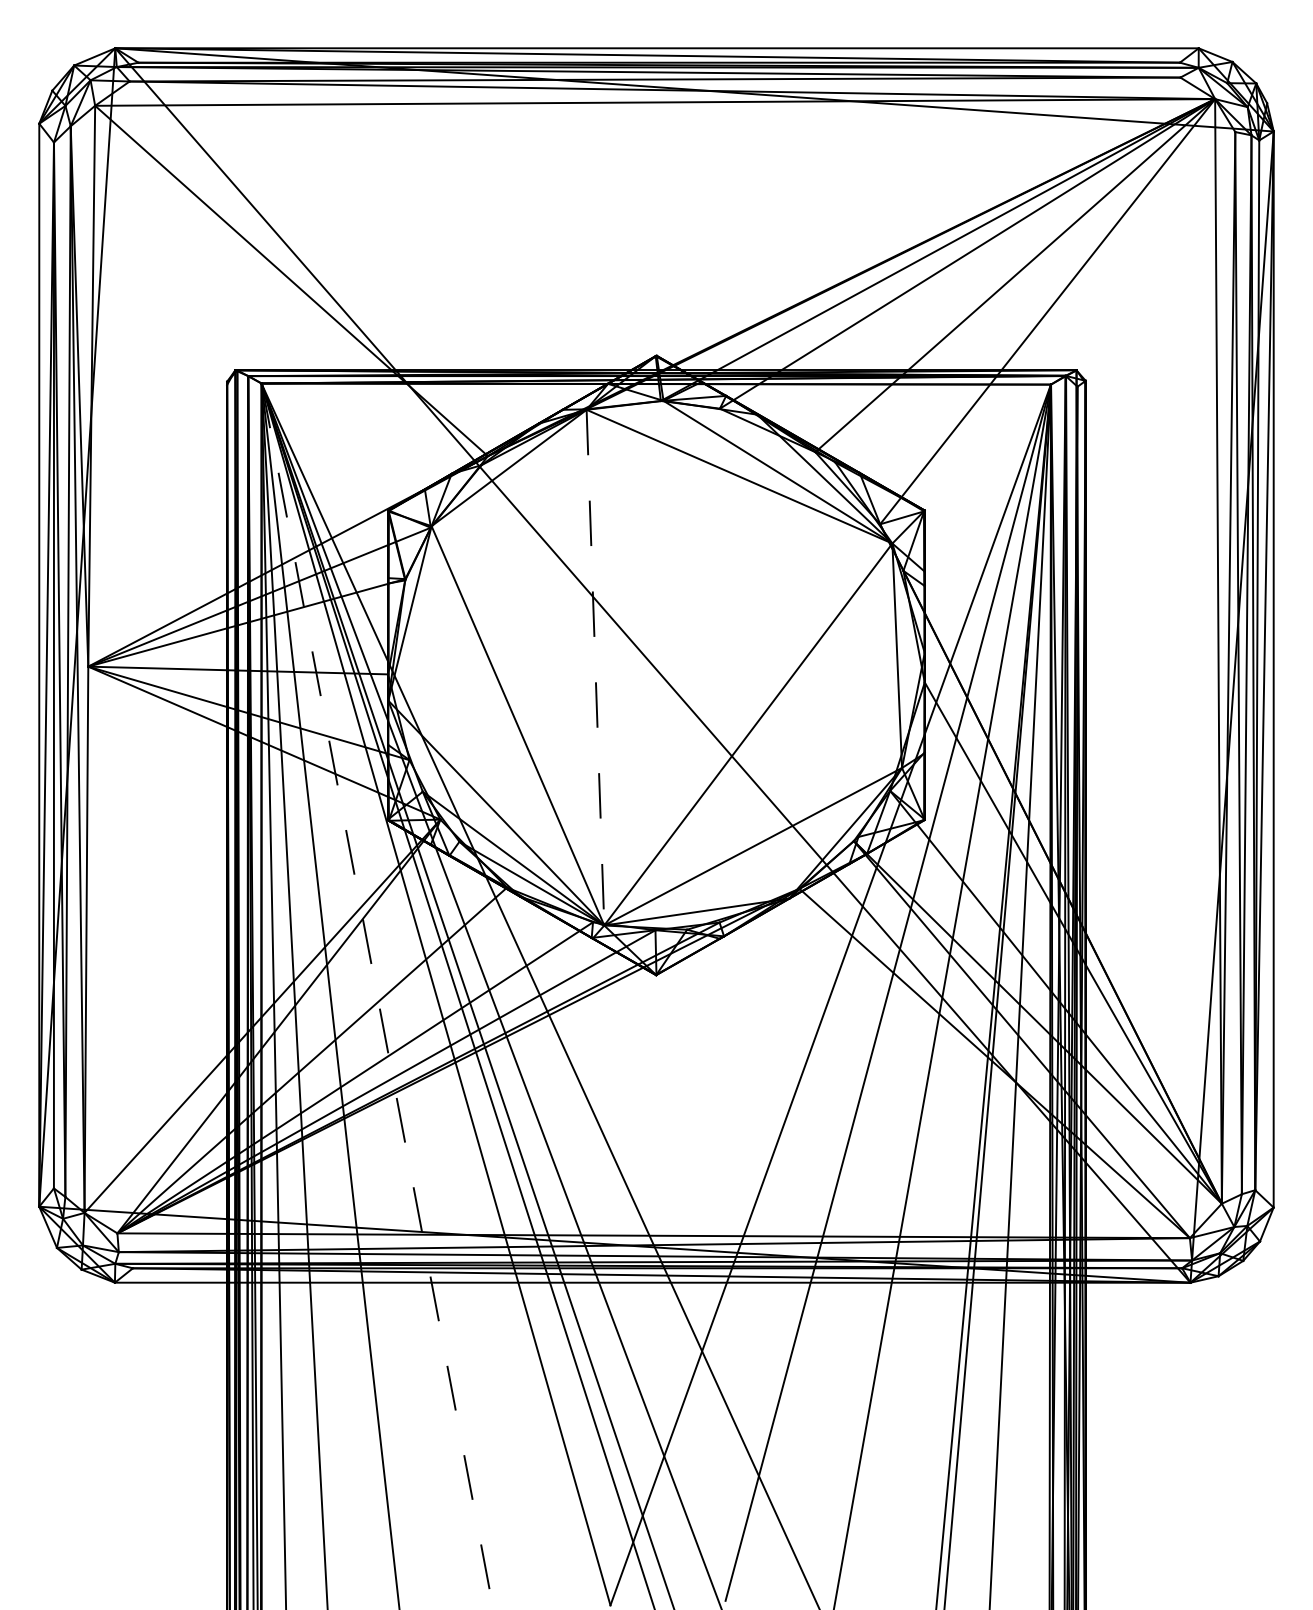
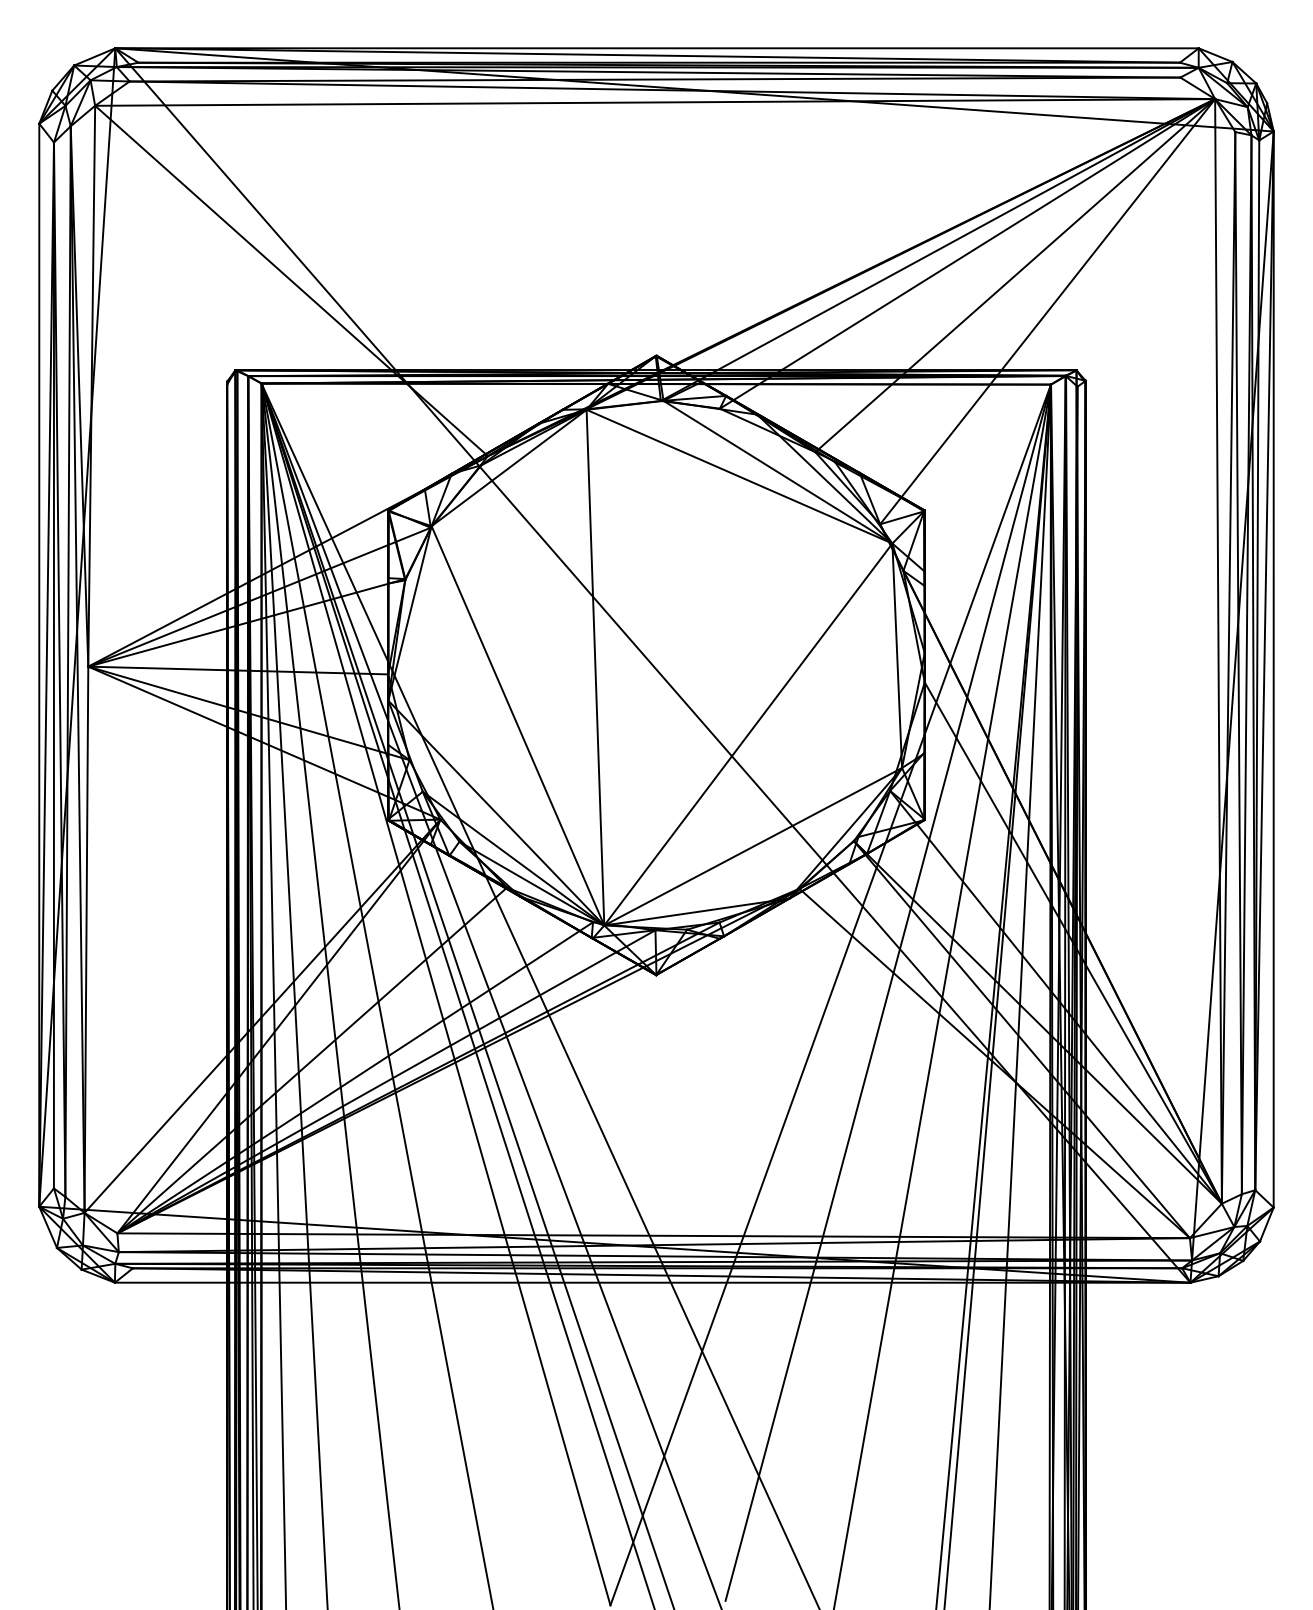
line: dashed -> solid (595, 667)
line: dashed -> solid (377, 997)
